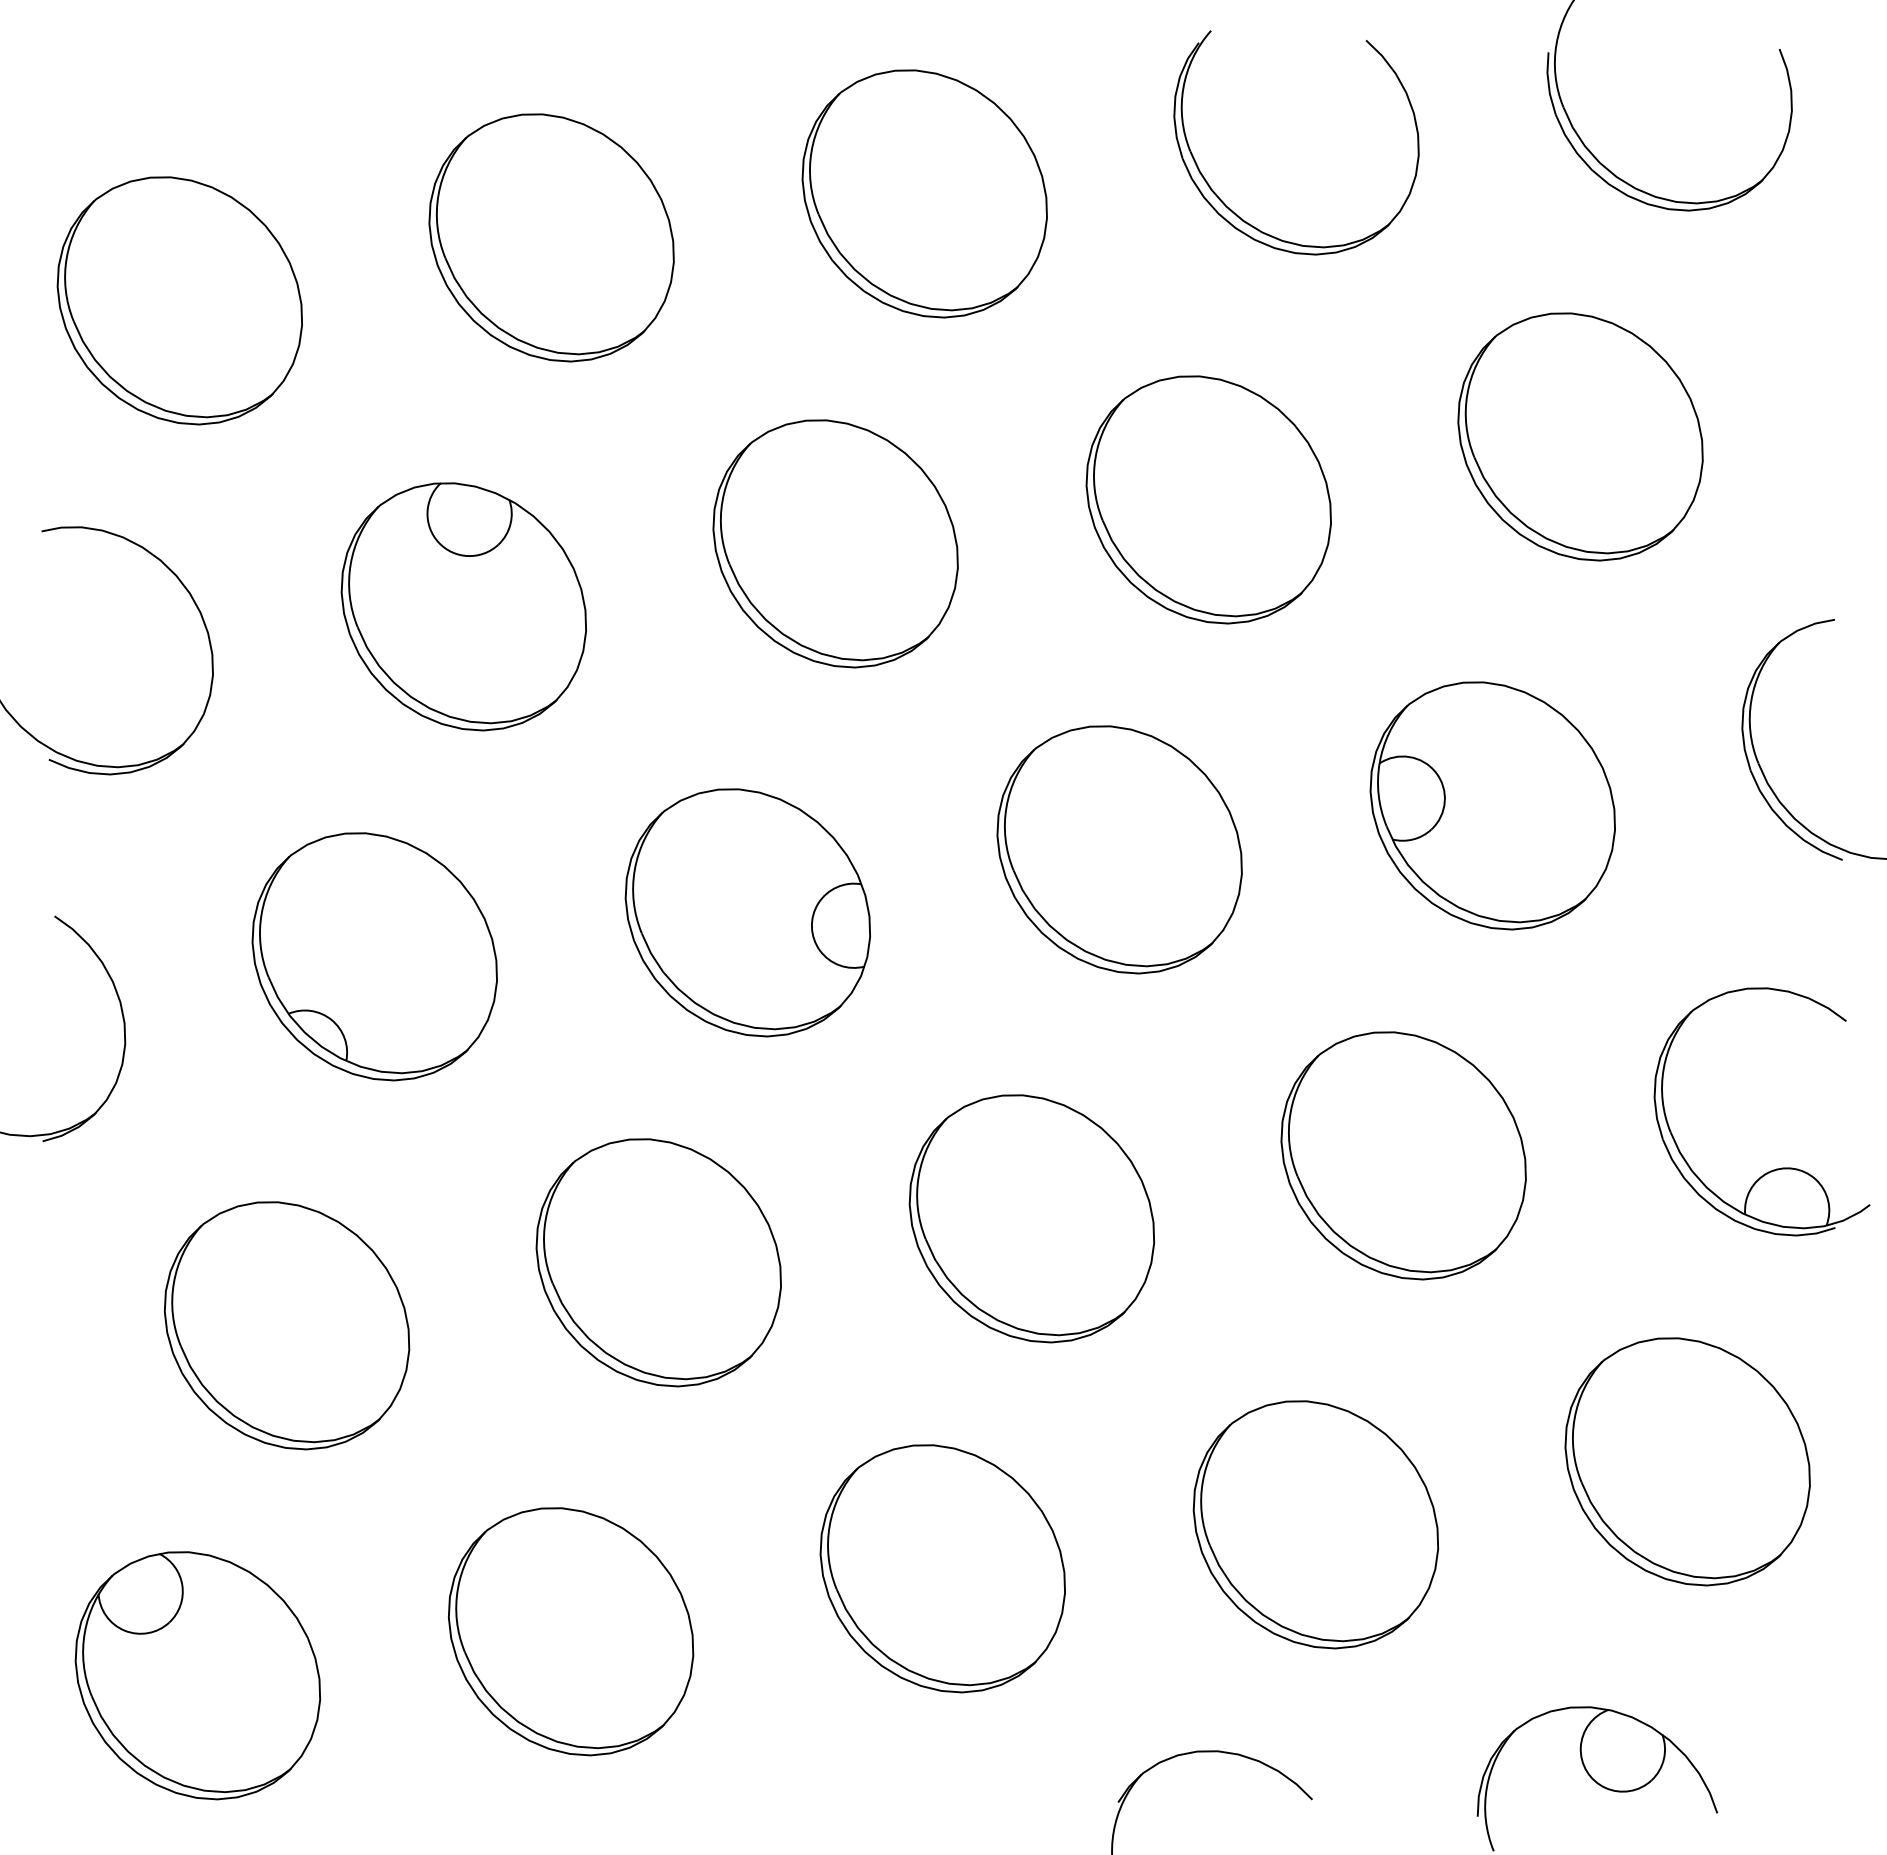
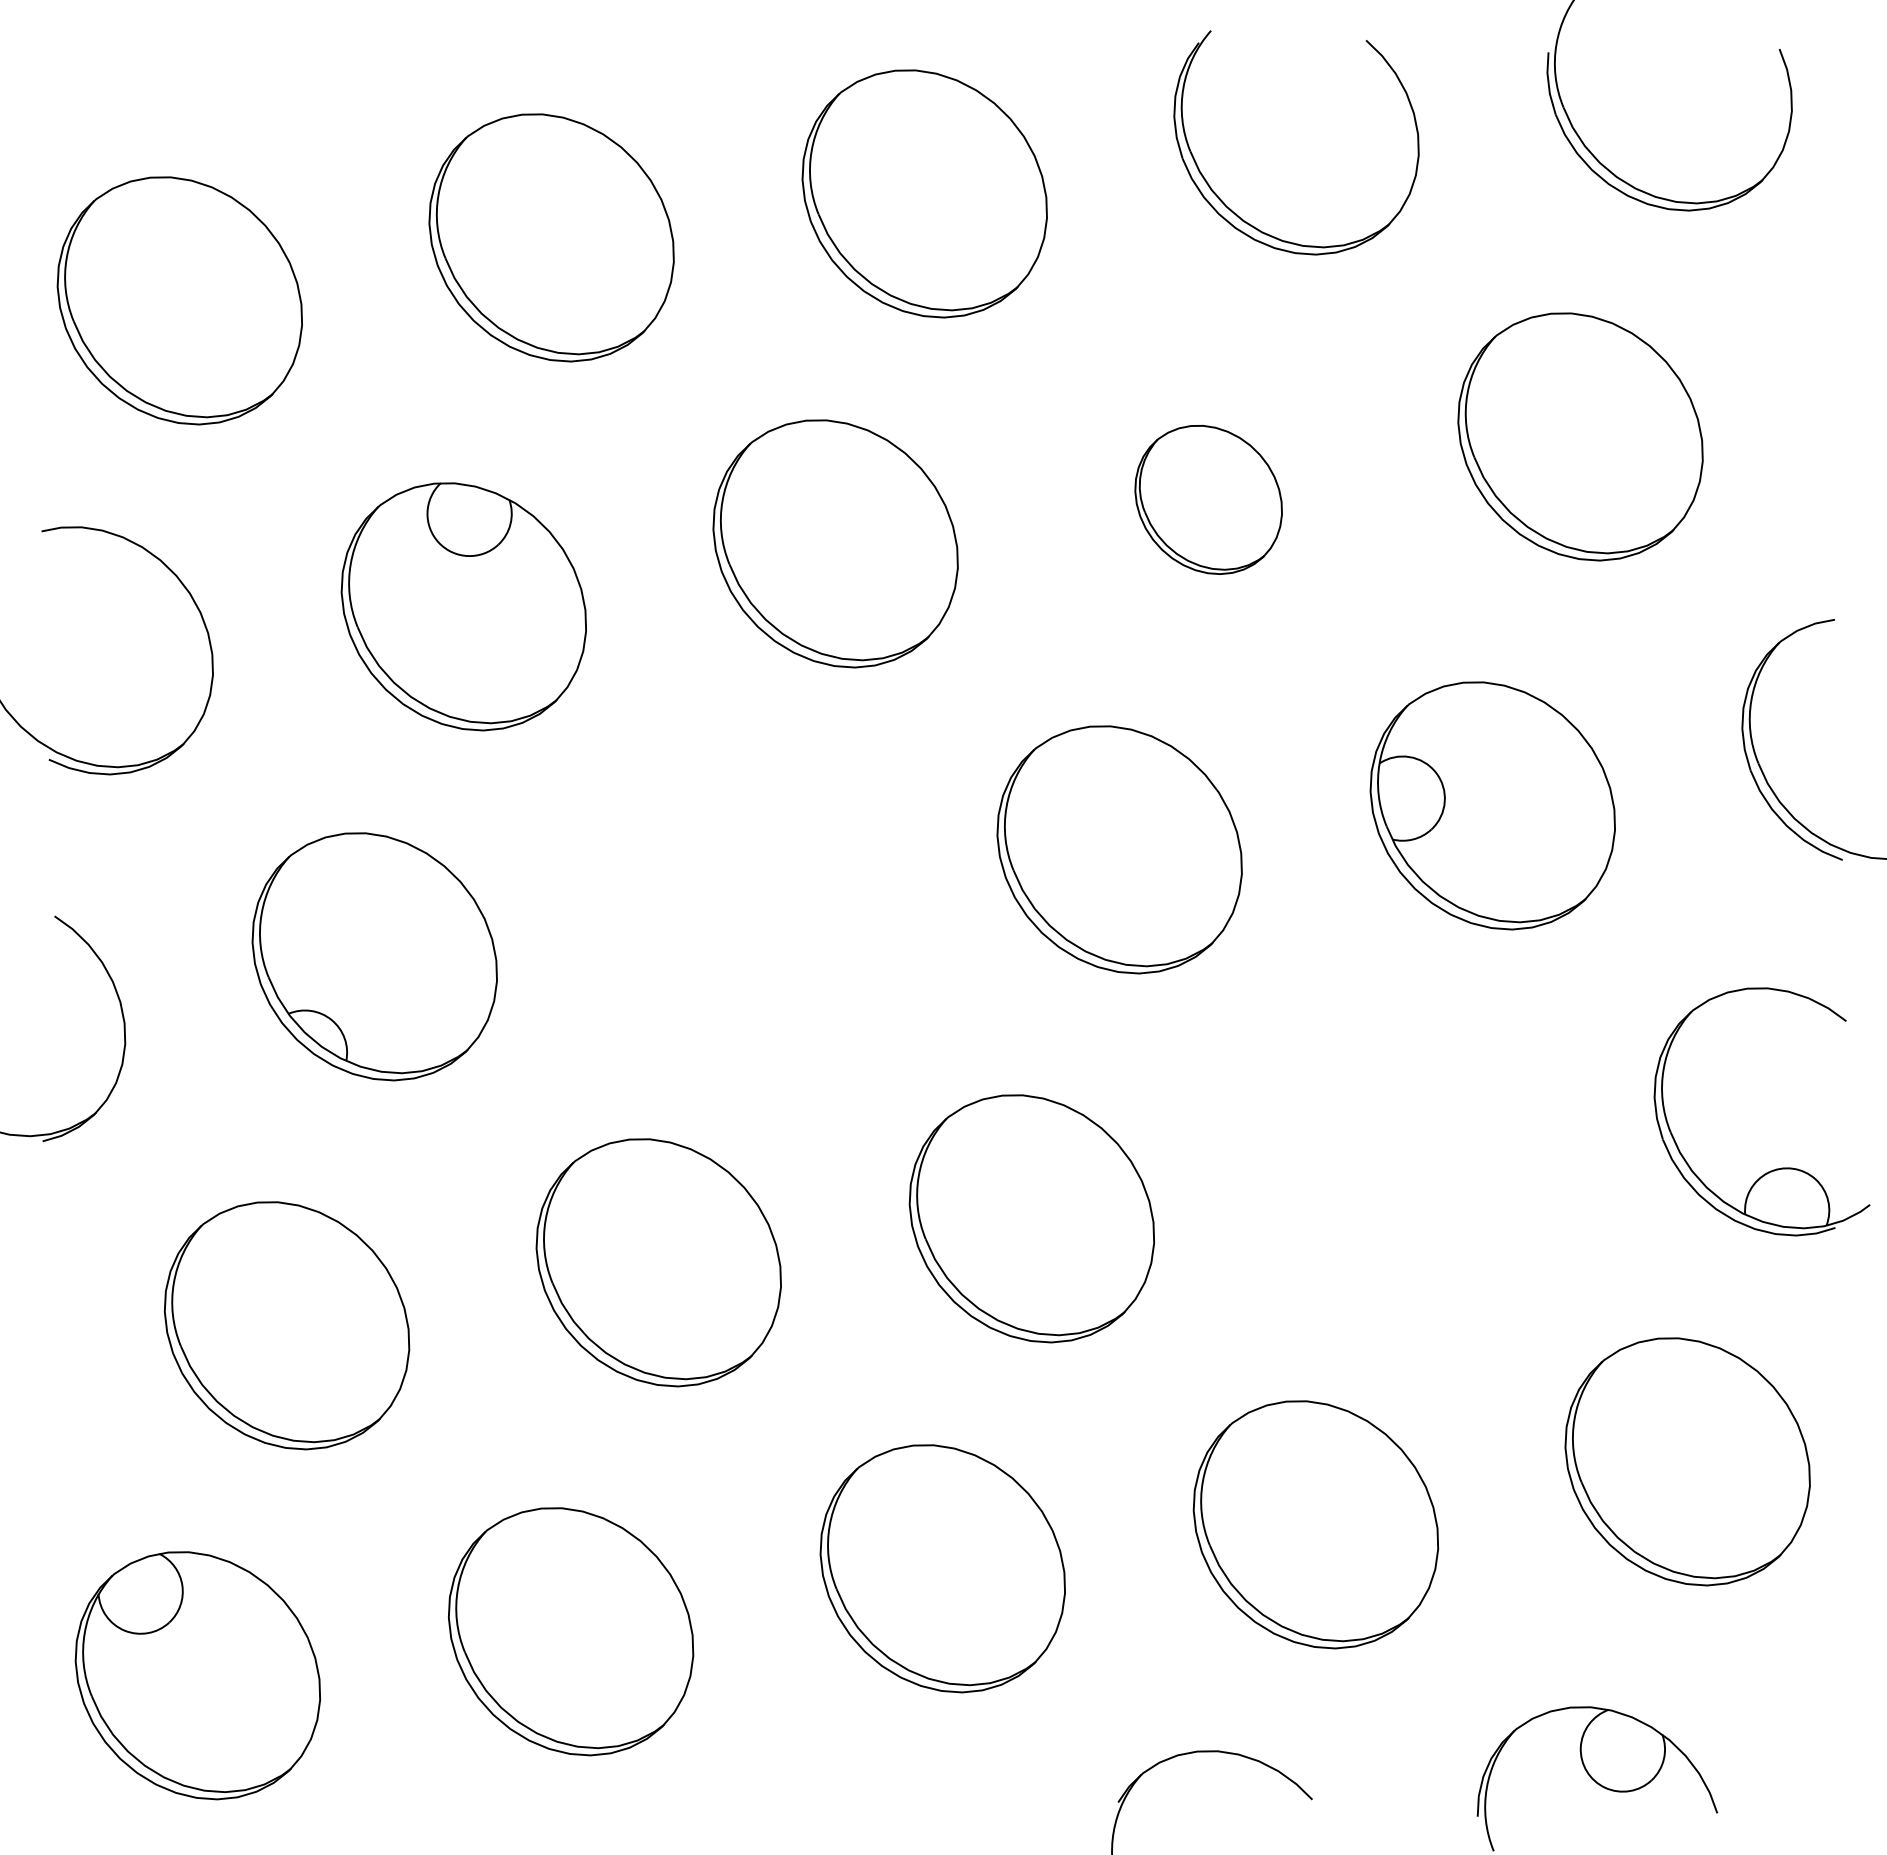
part size: 247x250 px -> 149x150 px (1208, 499)
part: present -> none (747, 912)
part: present -> none (1403, 1155)
